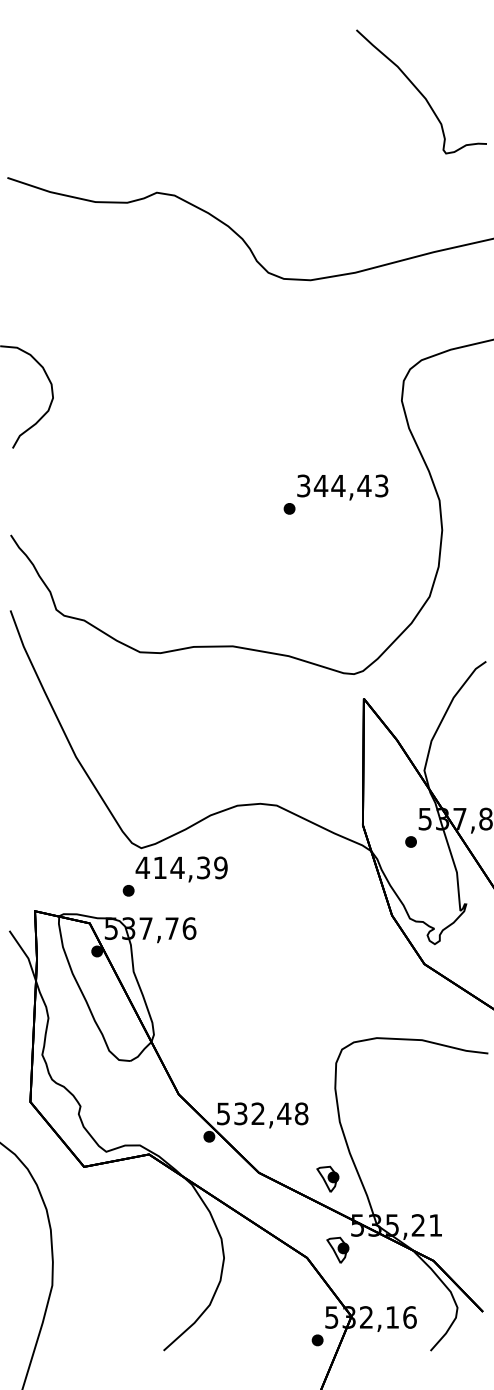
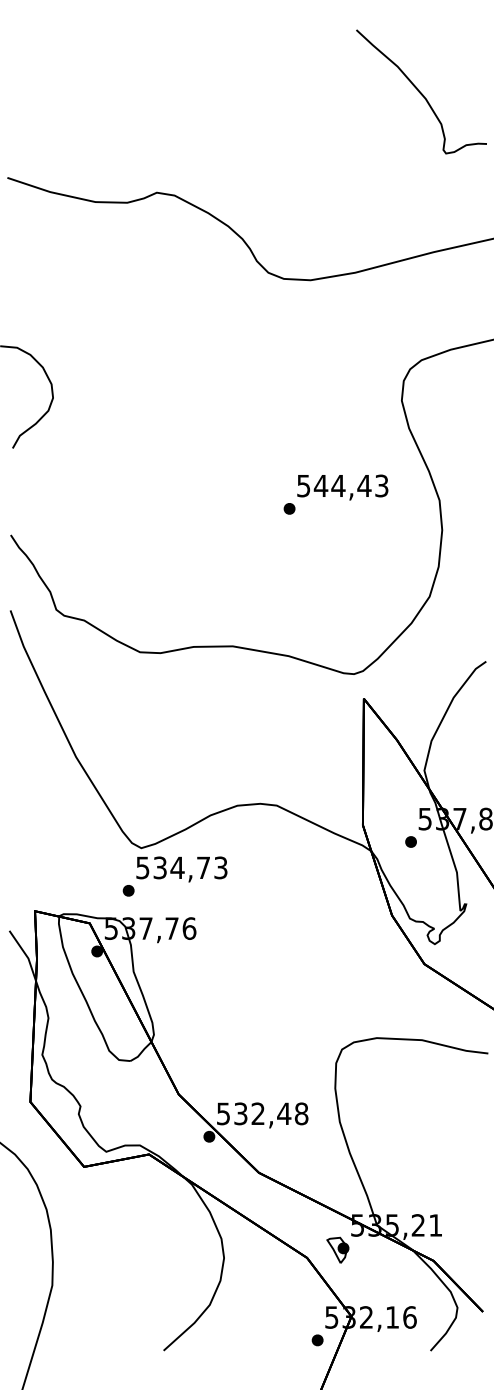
text: 344,43 -> 544,43 (303, 485)
text: 414,39 -> 534,73 (181, 867)
part: present -> none (327, 1178)
